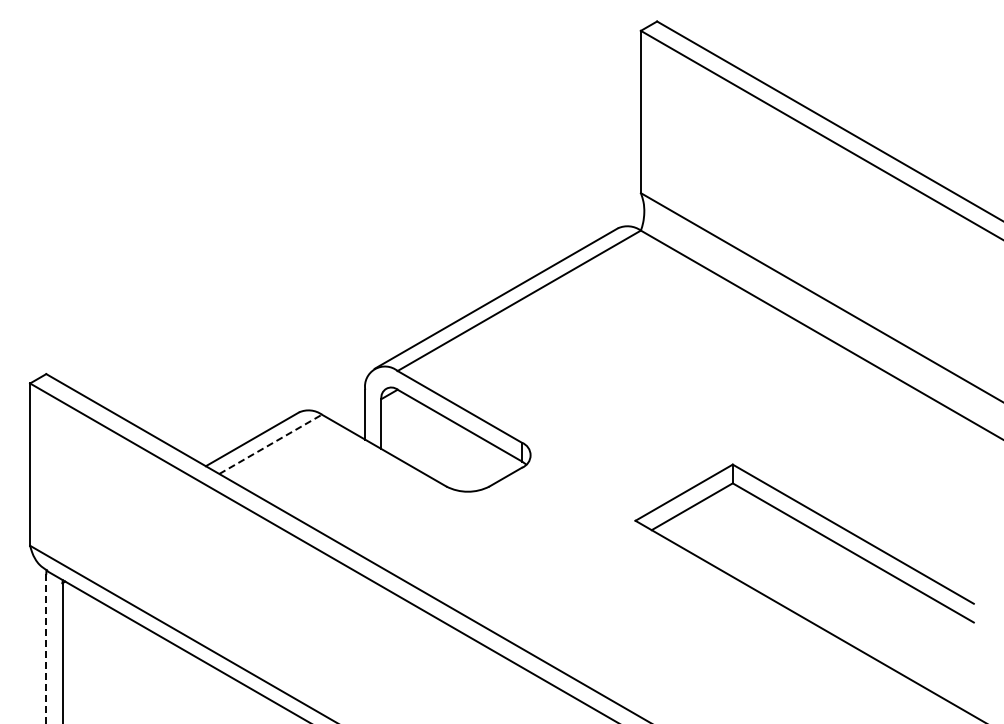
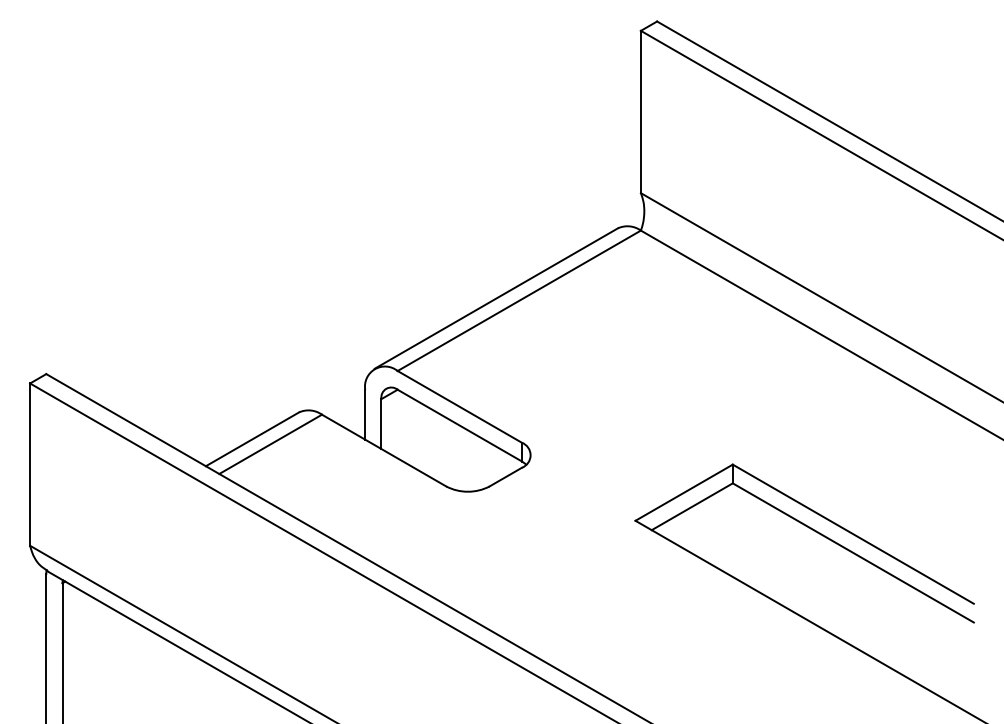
line: dashed -> solid (271, 444)
line: dashed -> solid (46, 648)
